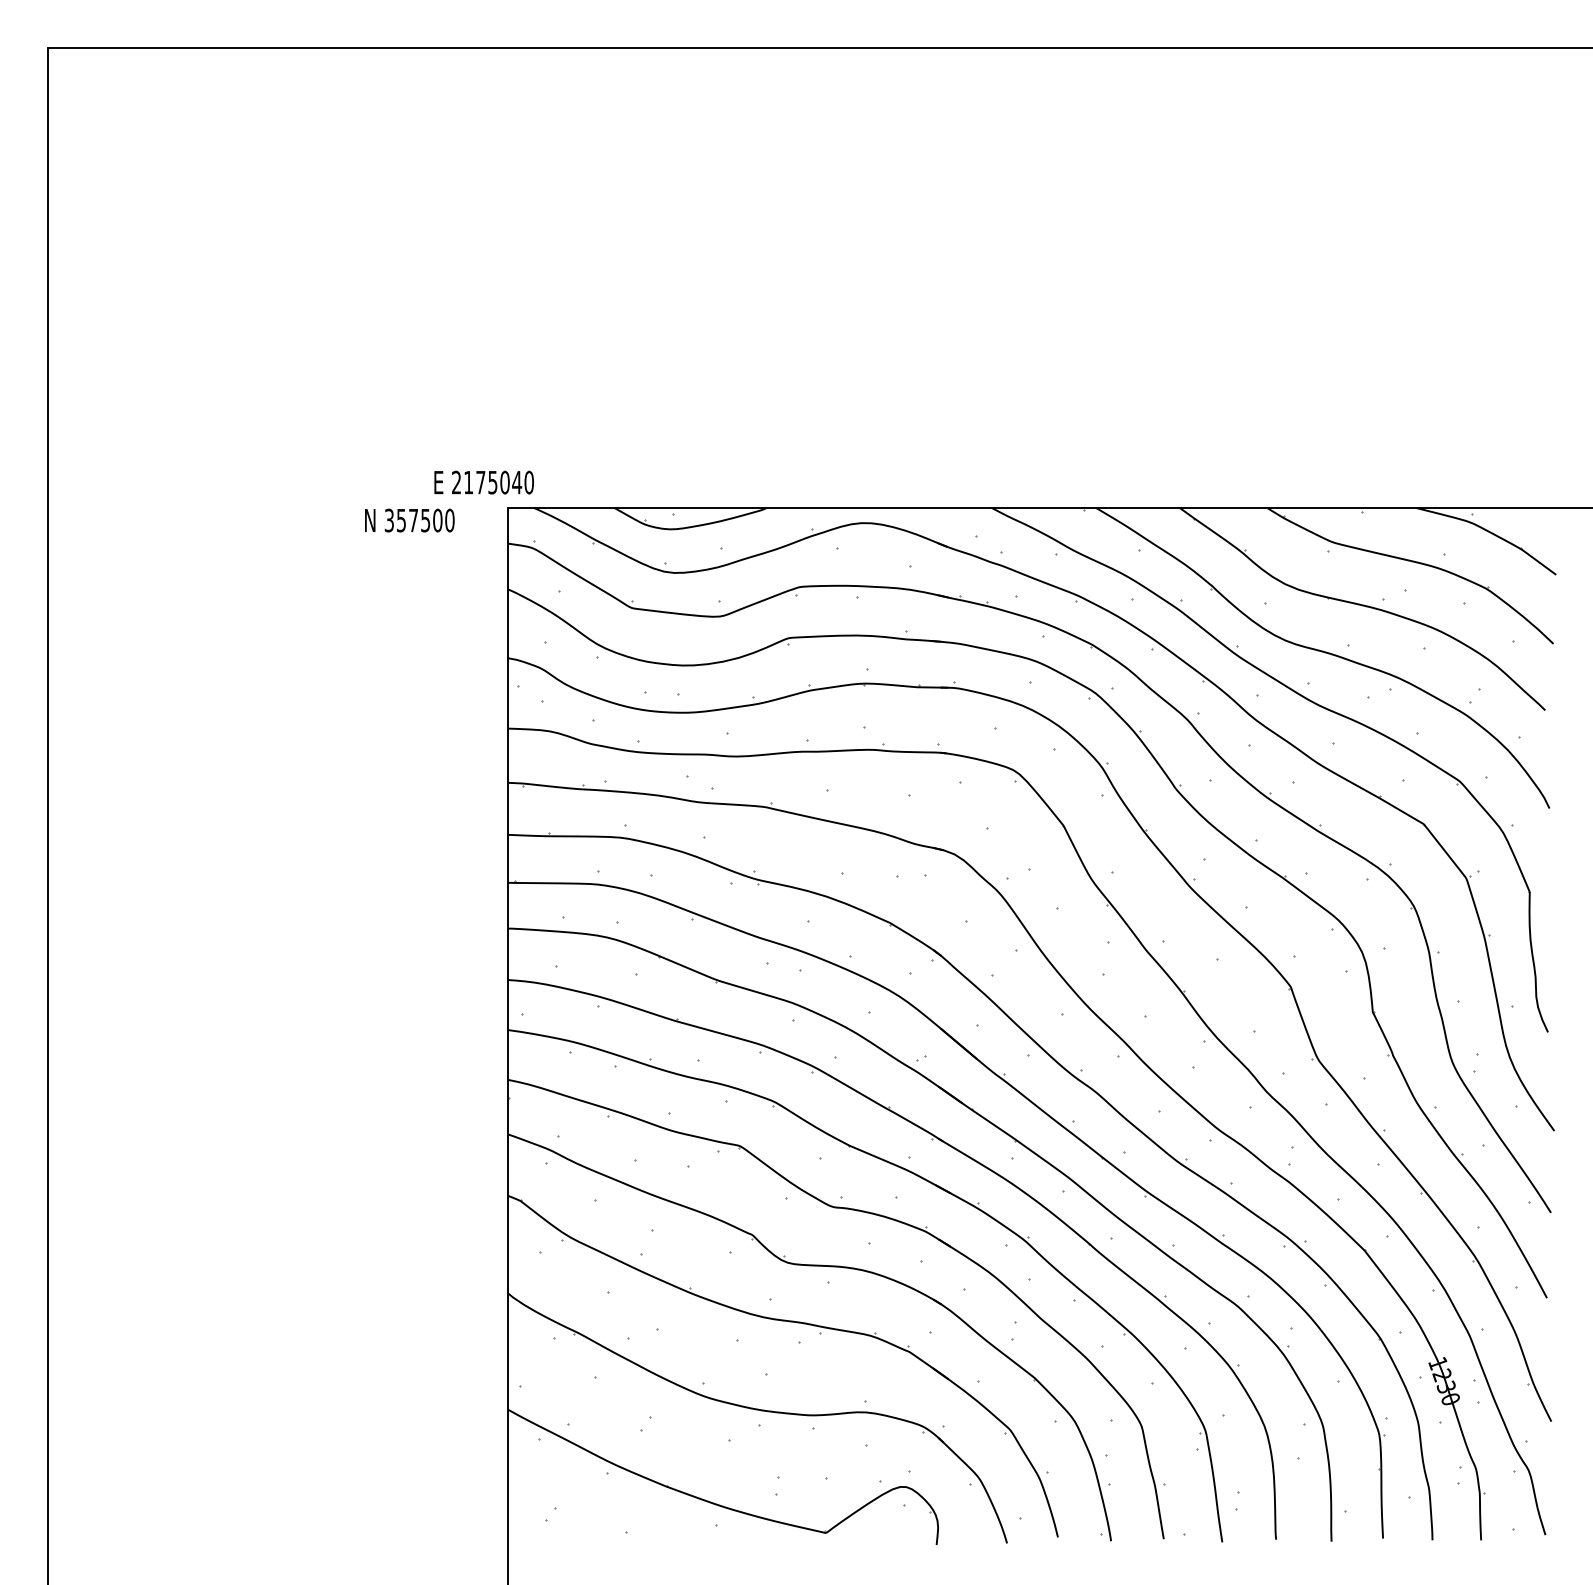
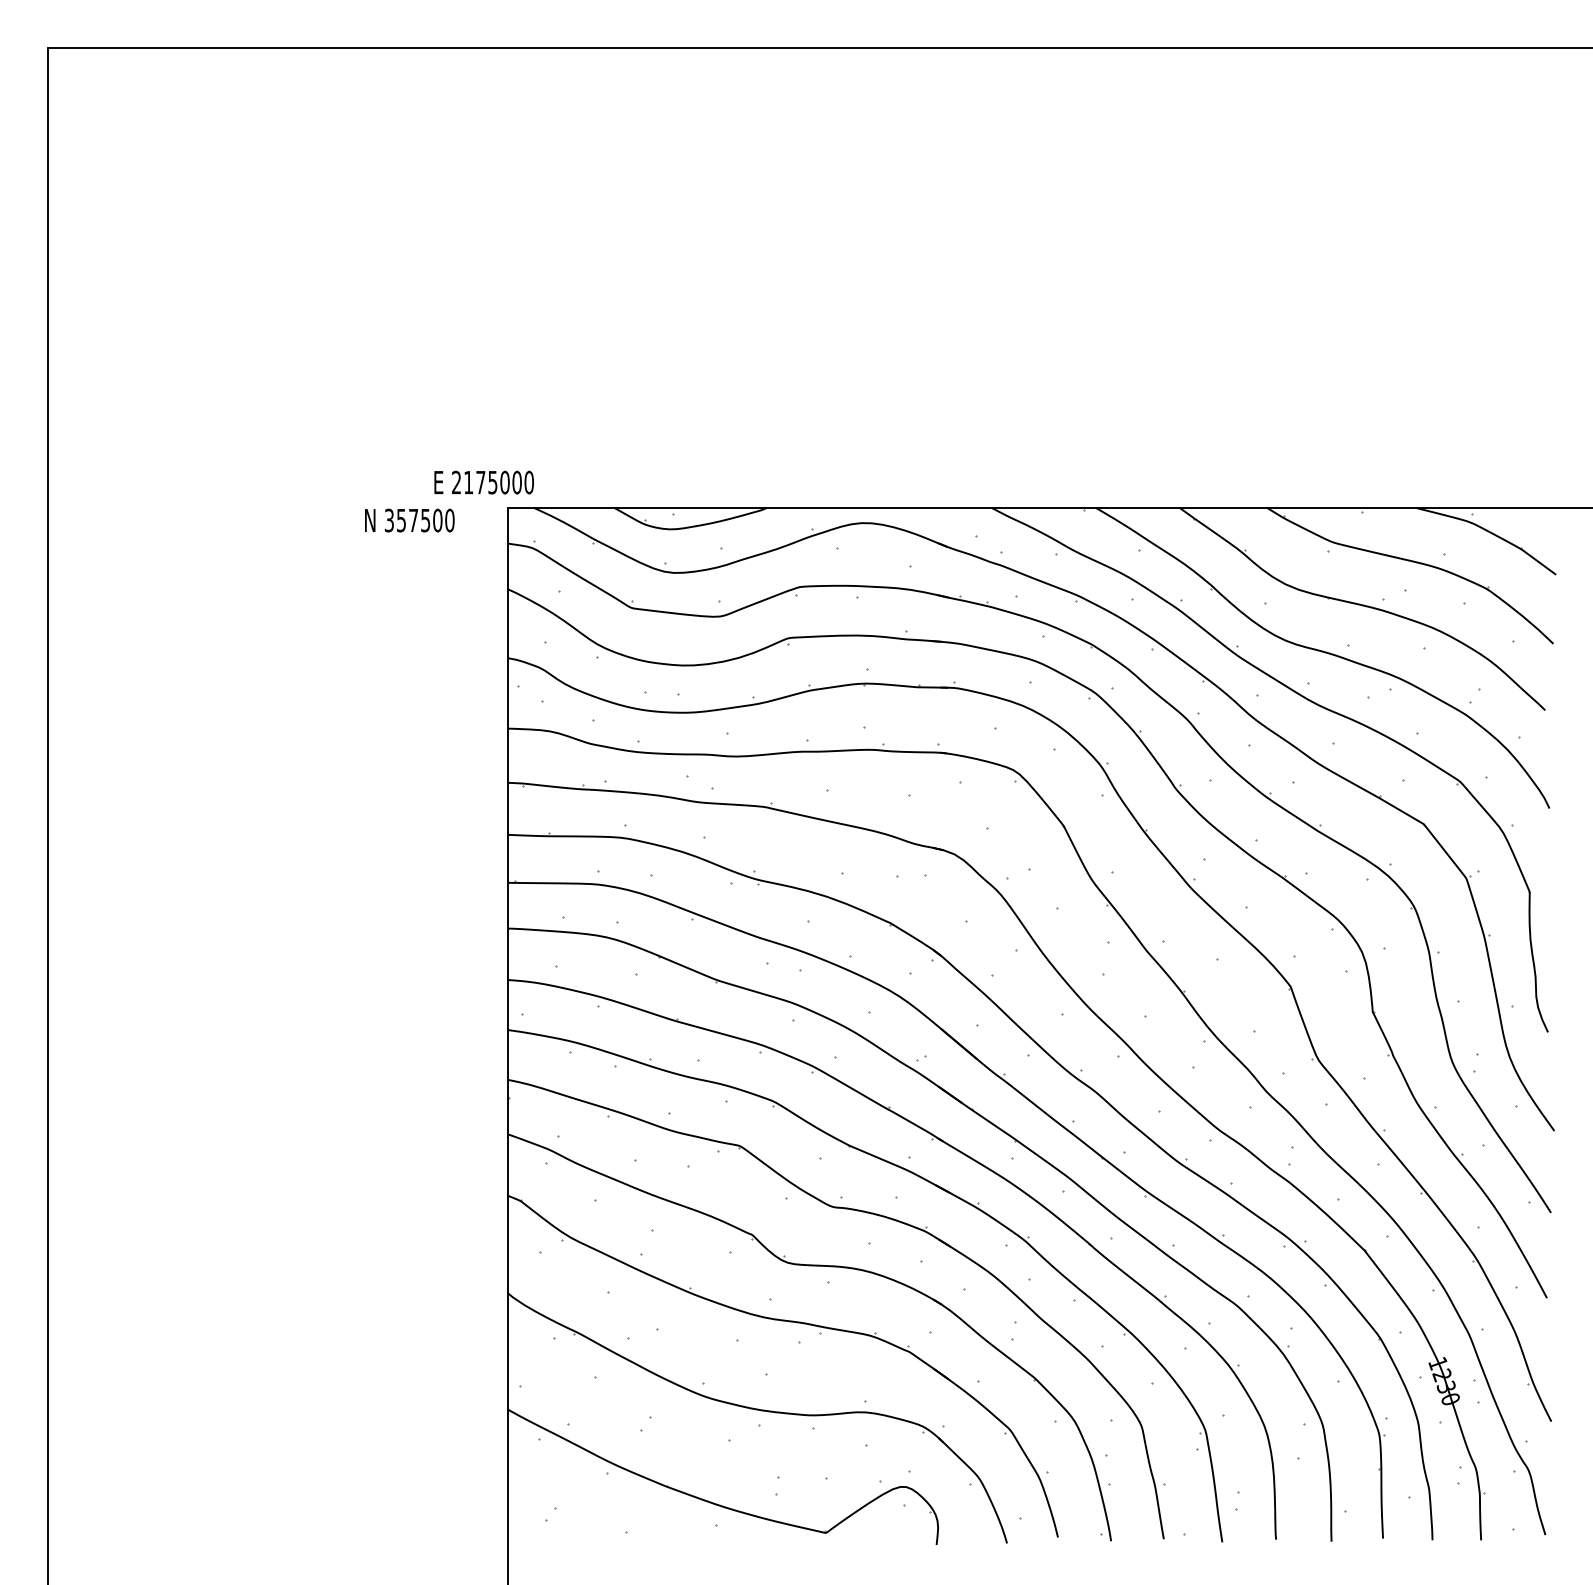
text: 2175040 -> 2175000 (517, 482)
